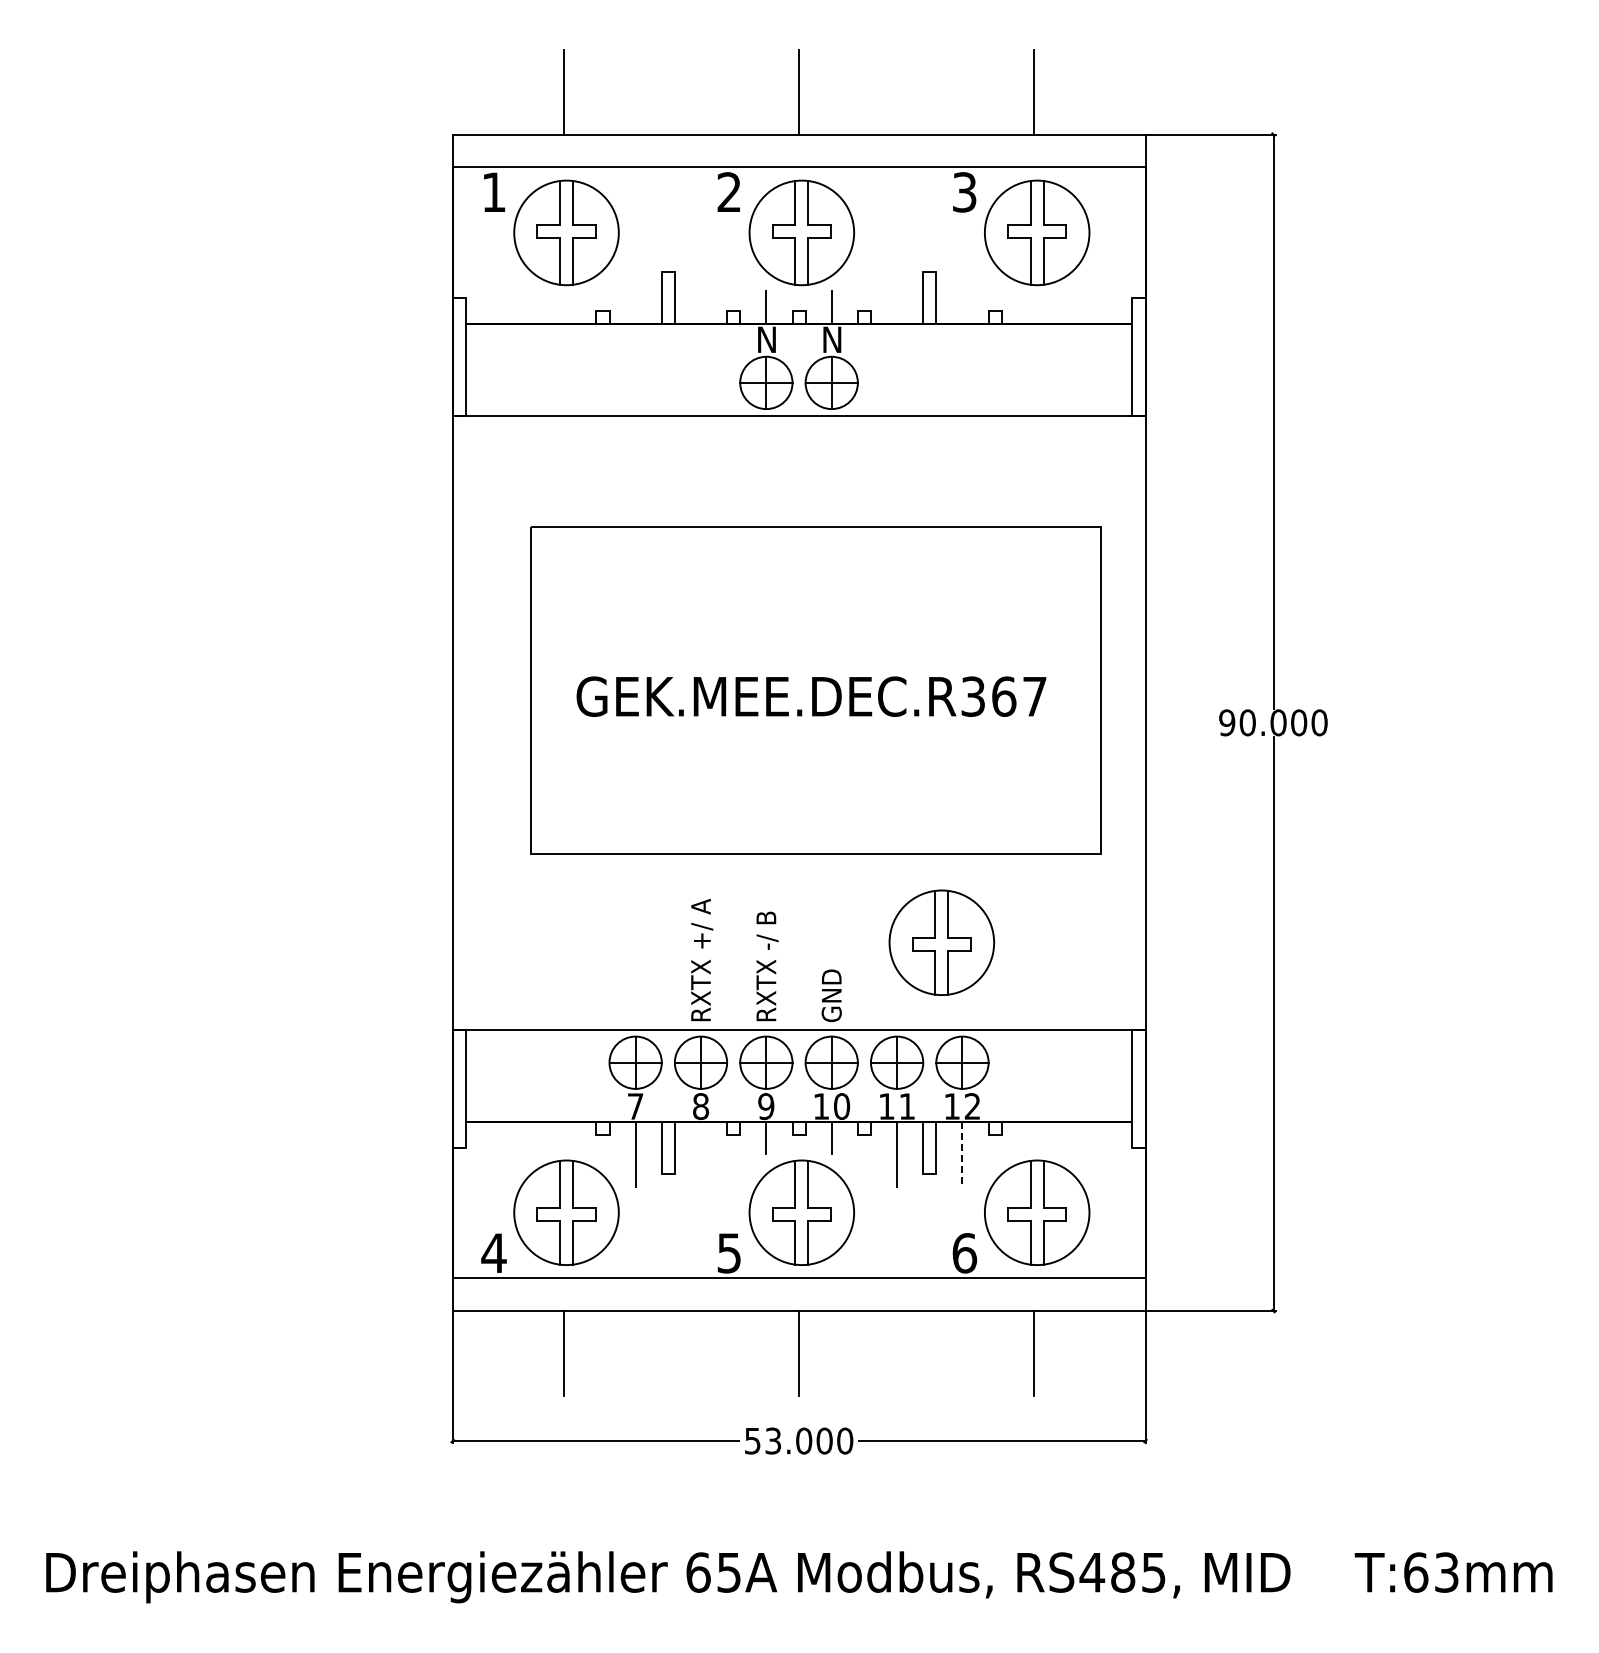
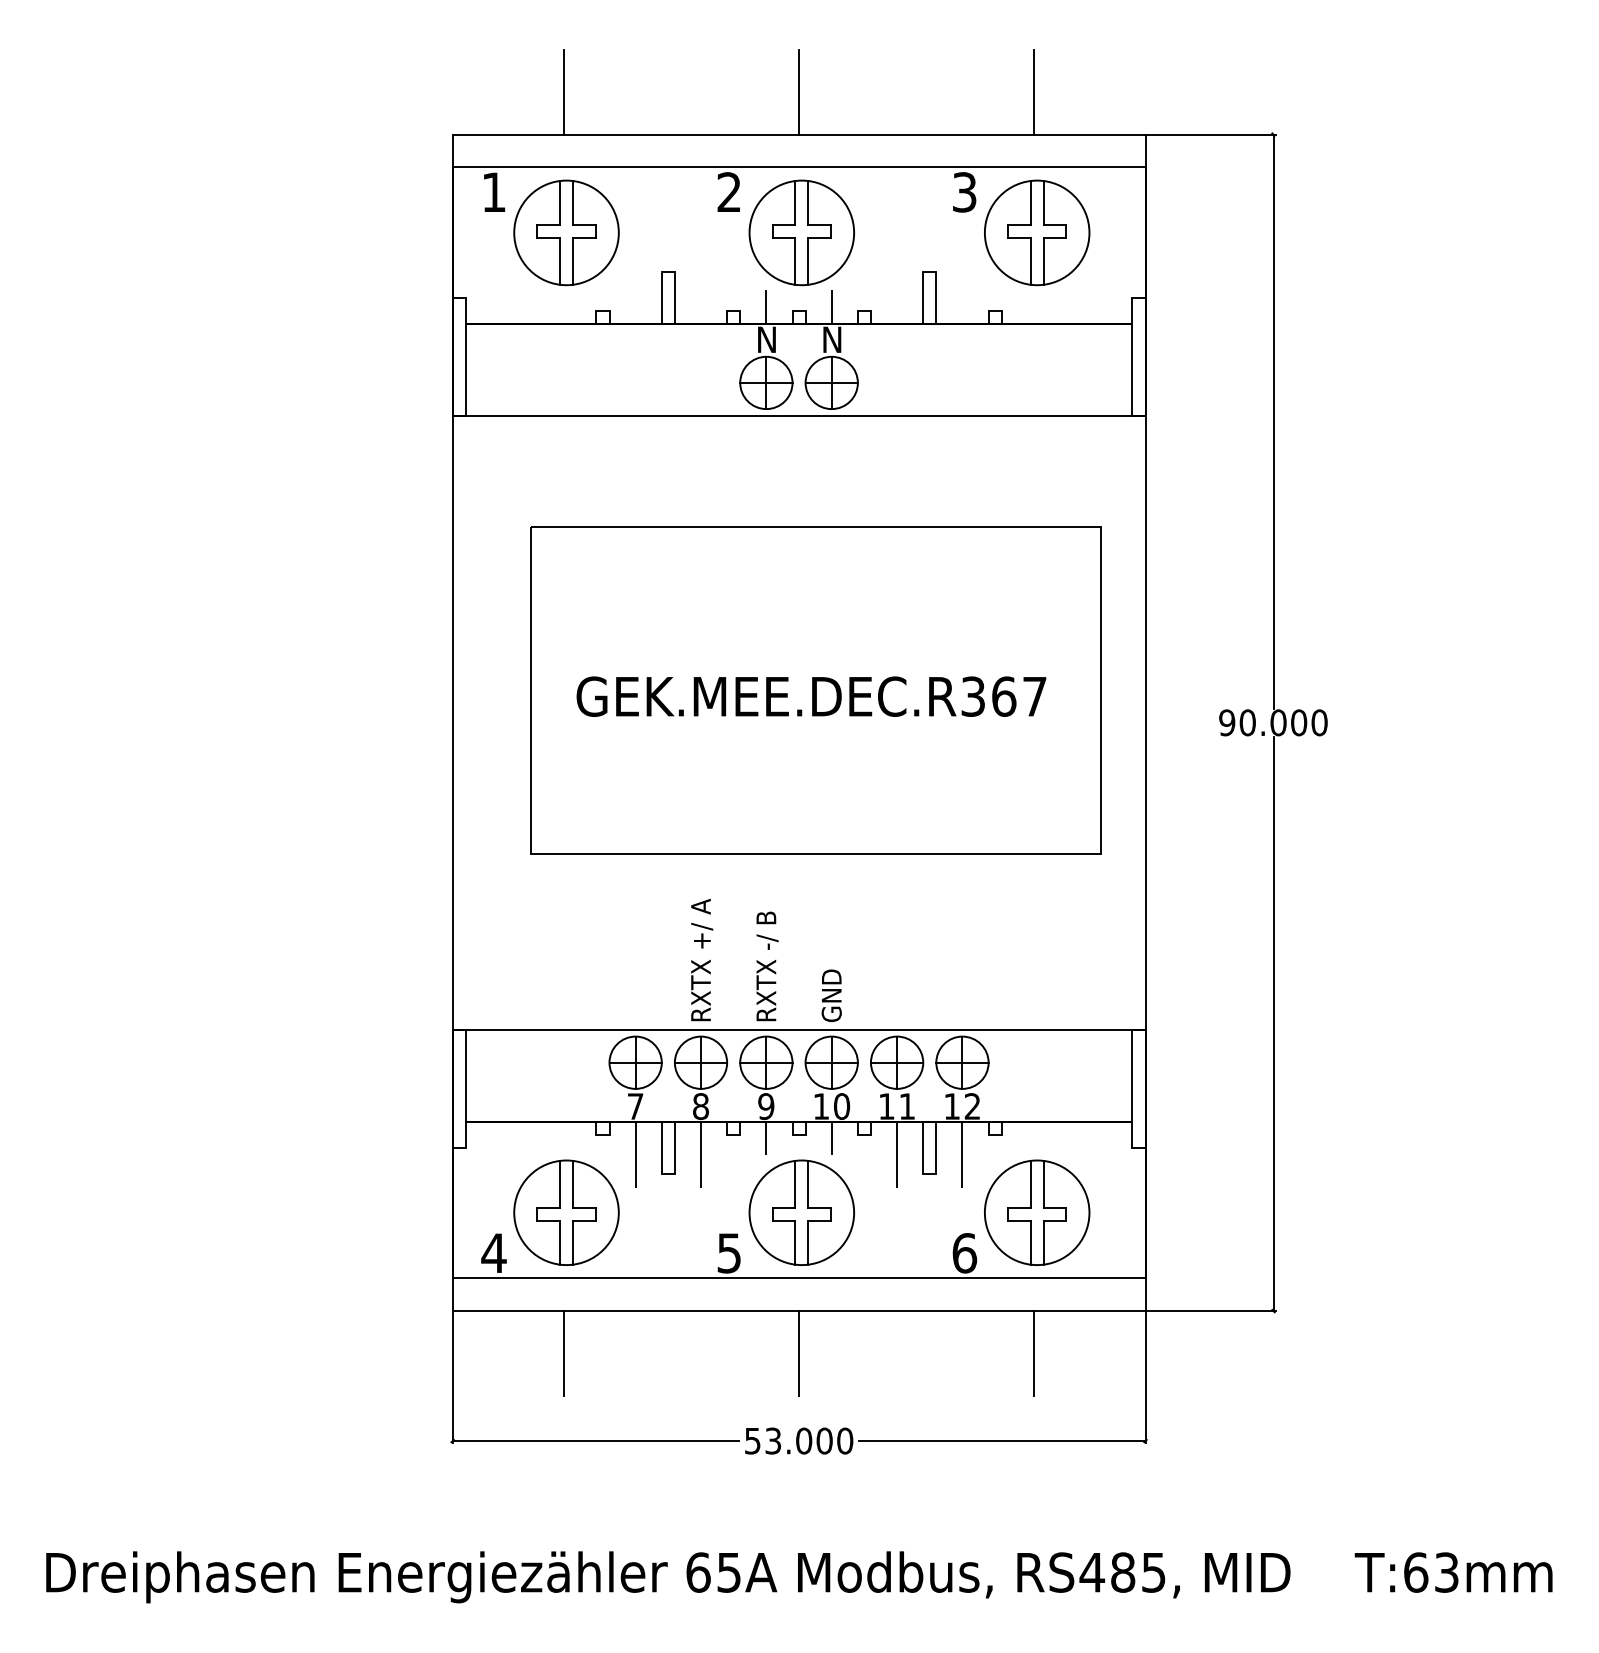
part: present -> none (941, 942)
line: none -> present (701, 1153)
line: dashed -> solid (962, 1154)
